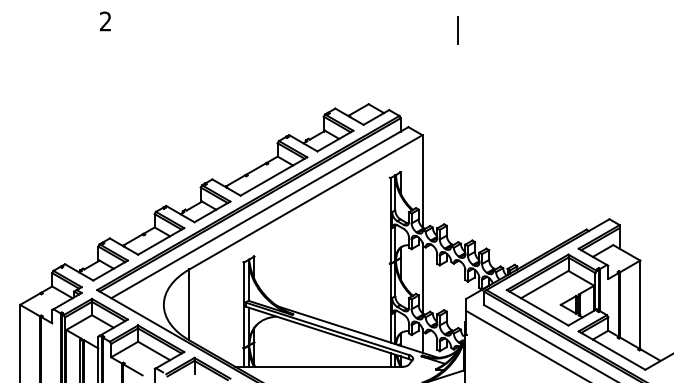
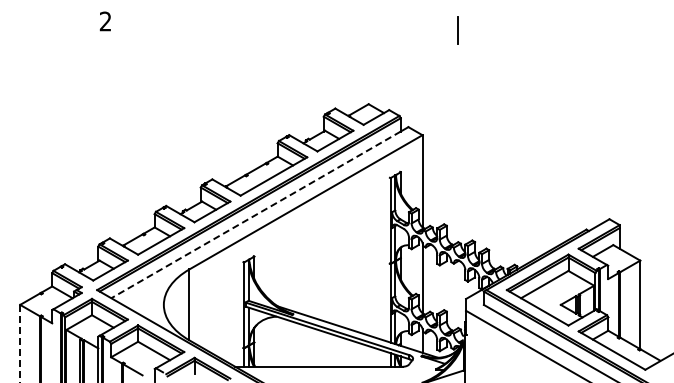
line: solid -> dashed (256, 214)
line: solid -> dashed (20, 343)
